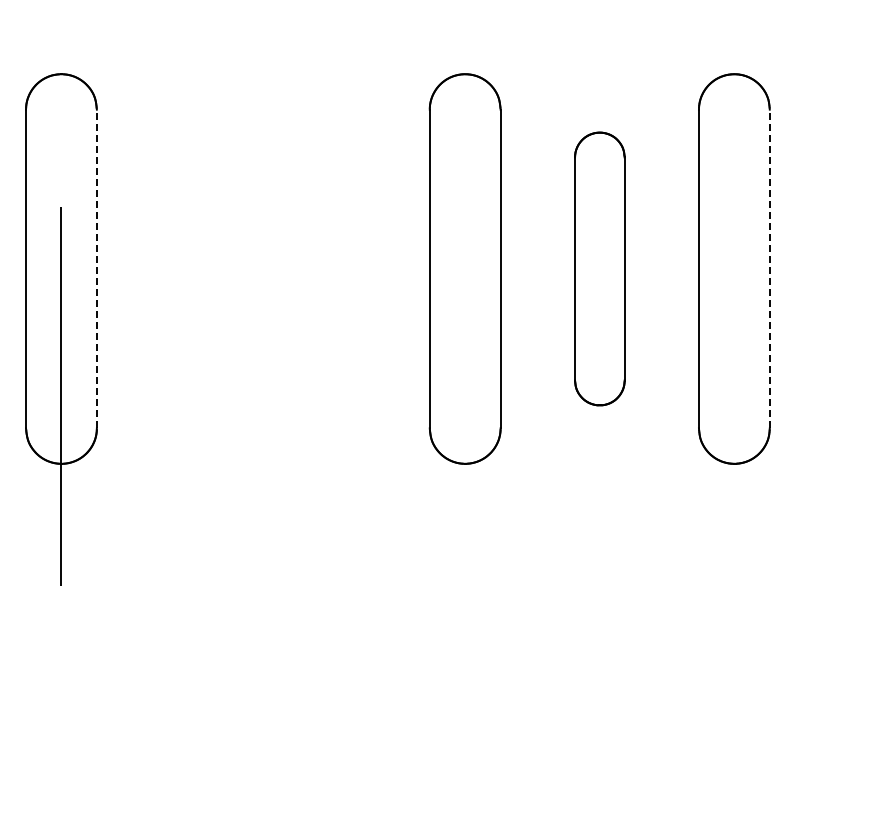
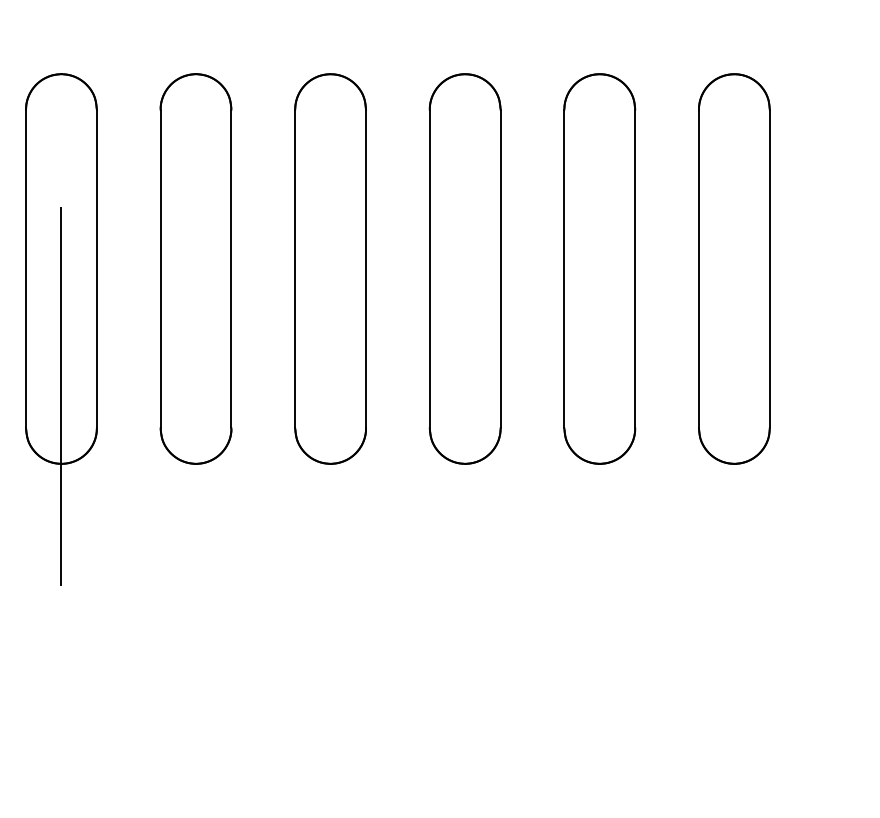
line: dashed -> solid (96, 268)
part: none -> present (195, 268)
part: none -> present (330, 268)
part size: 52x276 px -> 74x392 px (599, 268)
line: dashed -> solid (769, 268)
